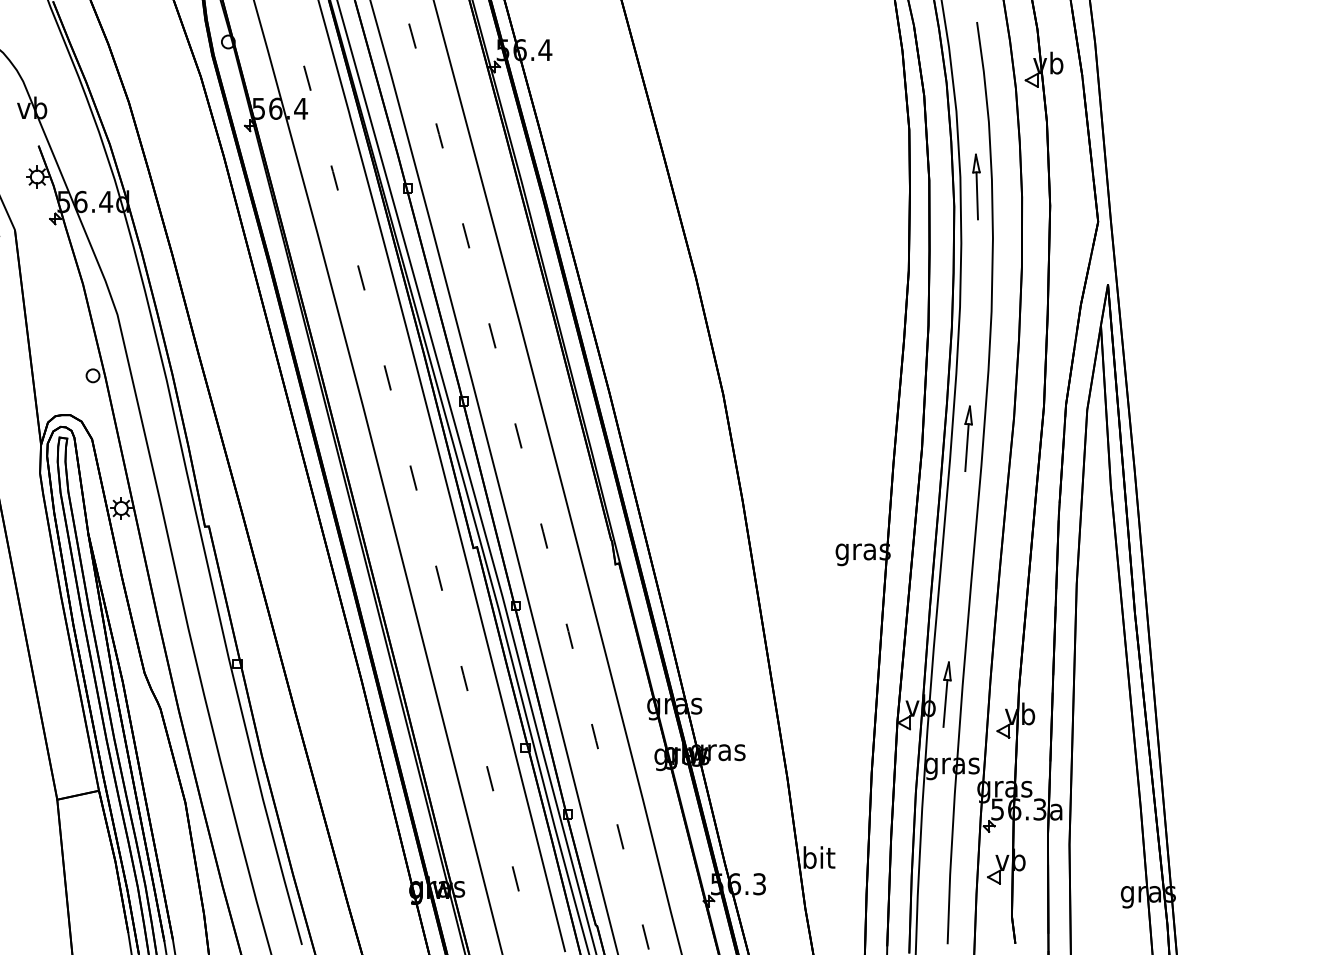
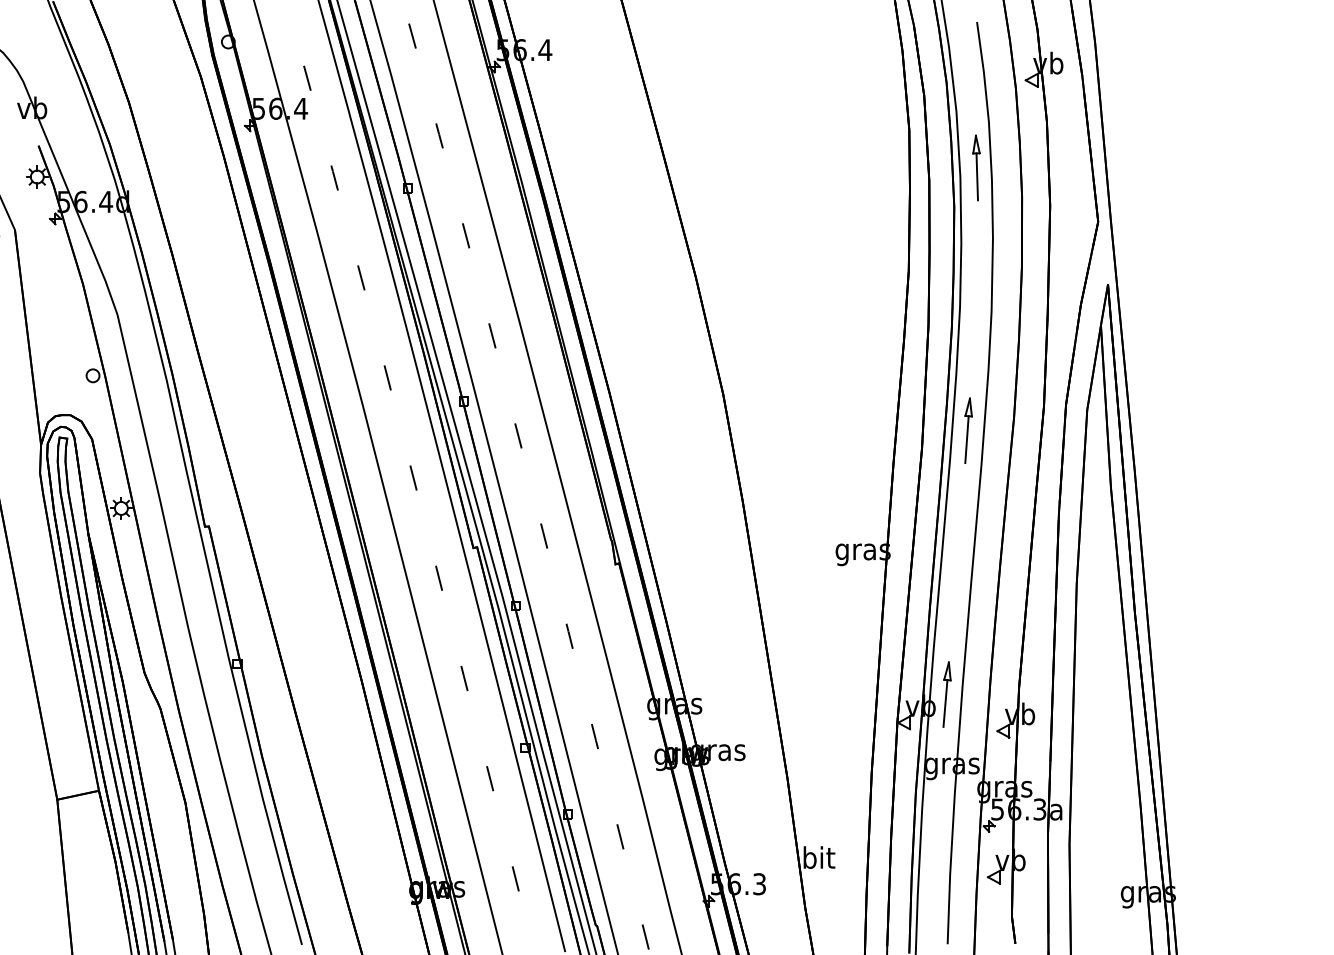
part position: (976, 186) -> (976, 167) (976, 167)
part position: (968, 438) -> (968, 430) (968, 430)
